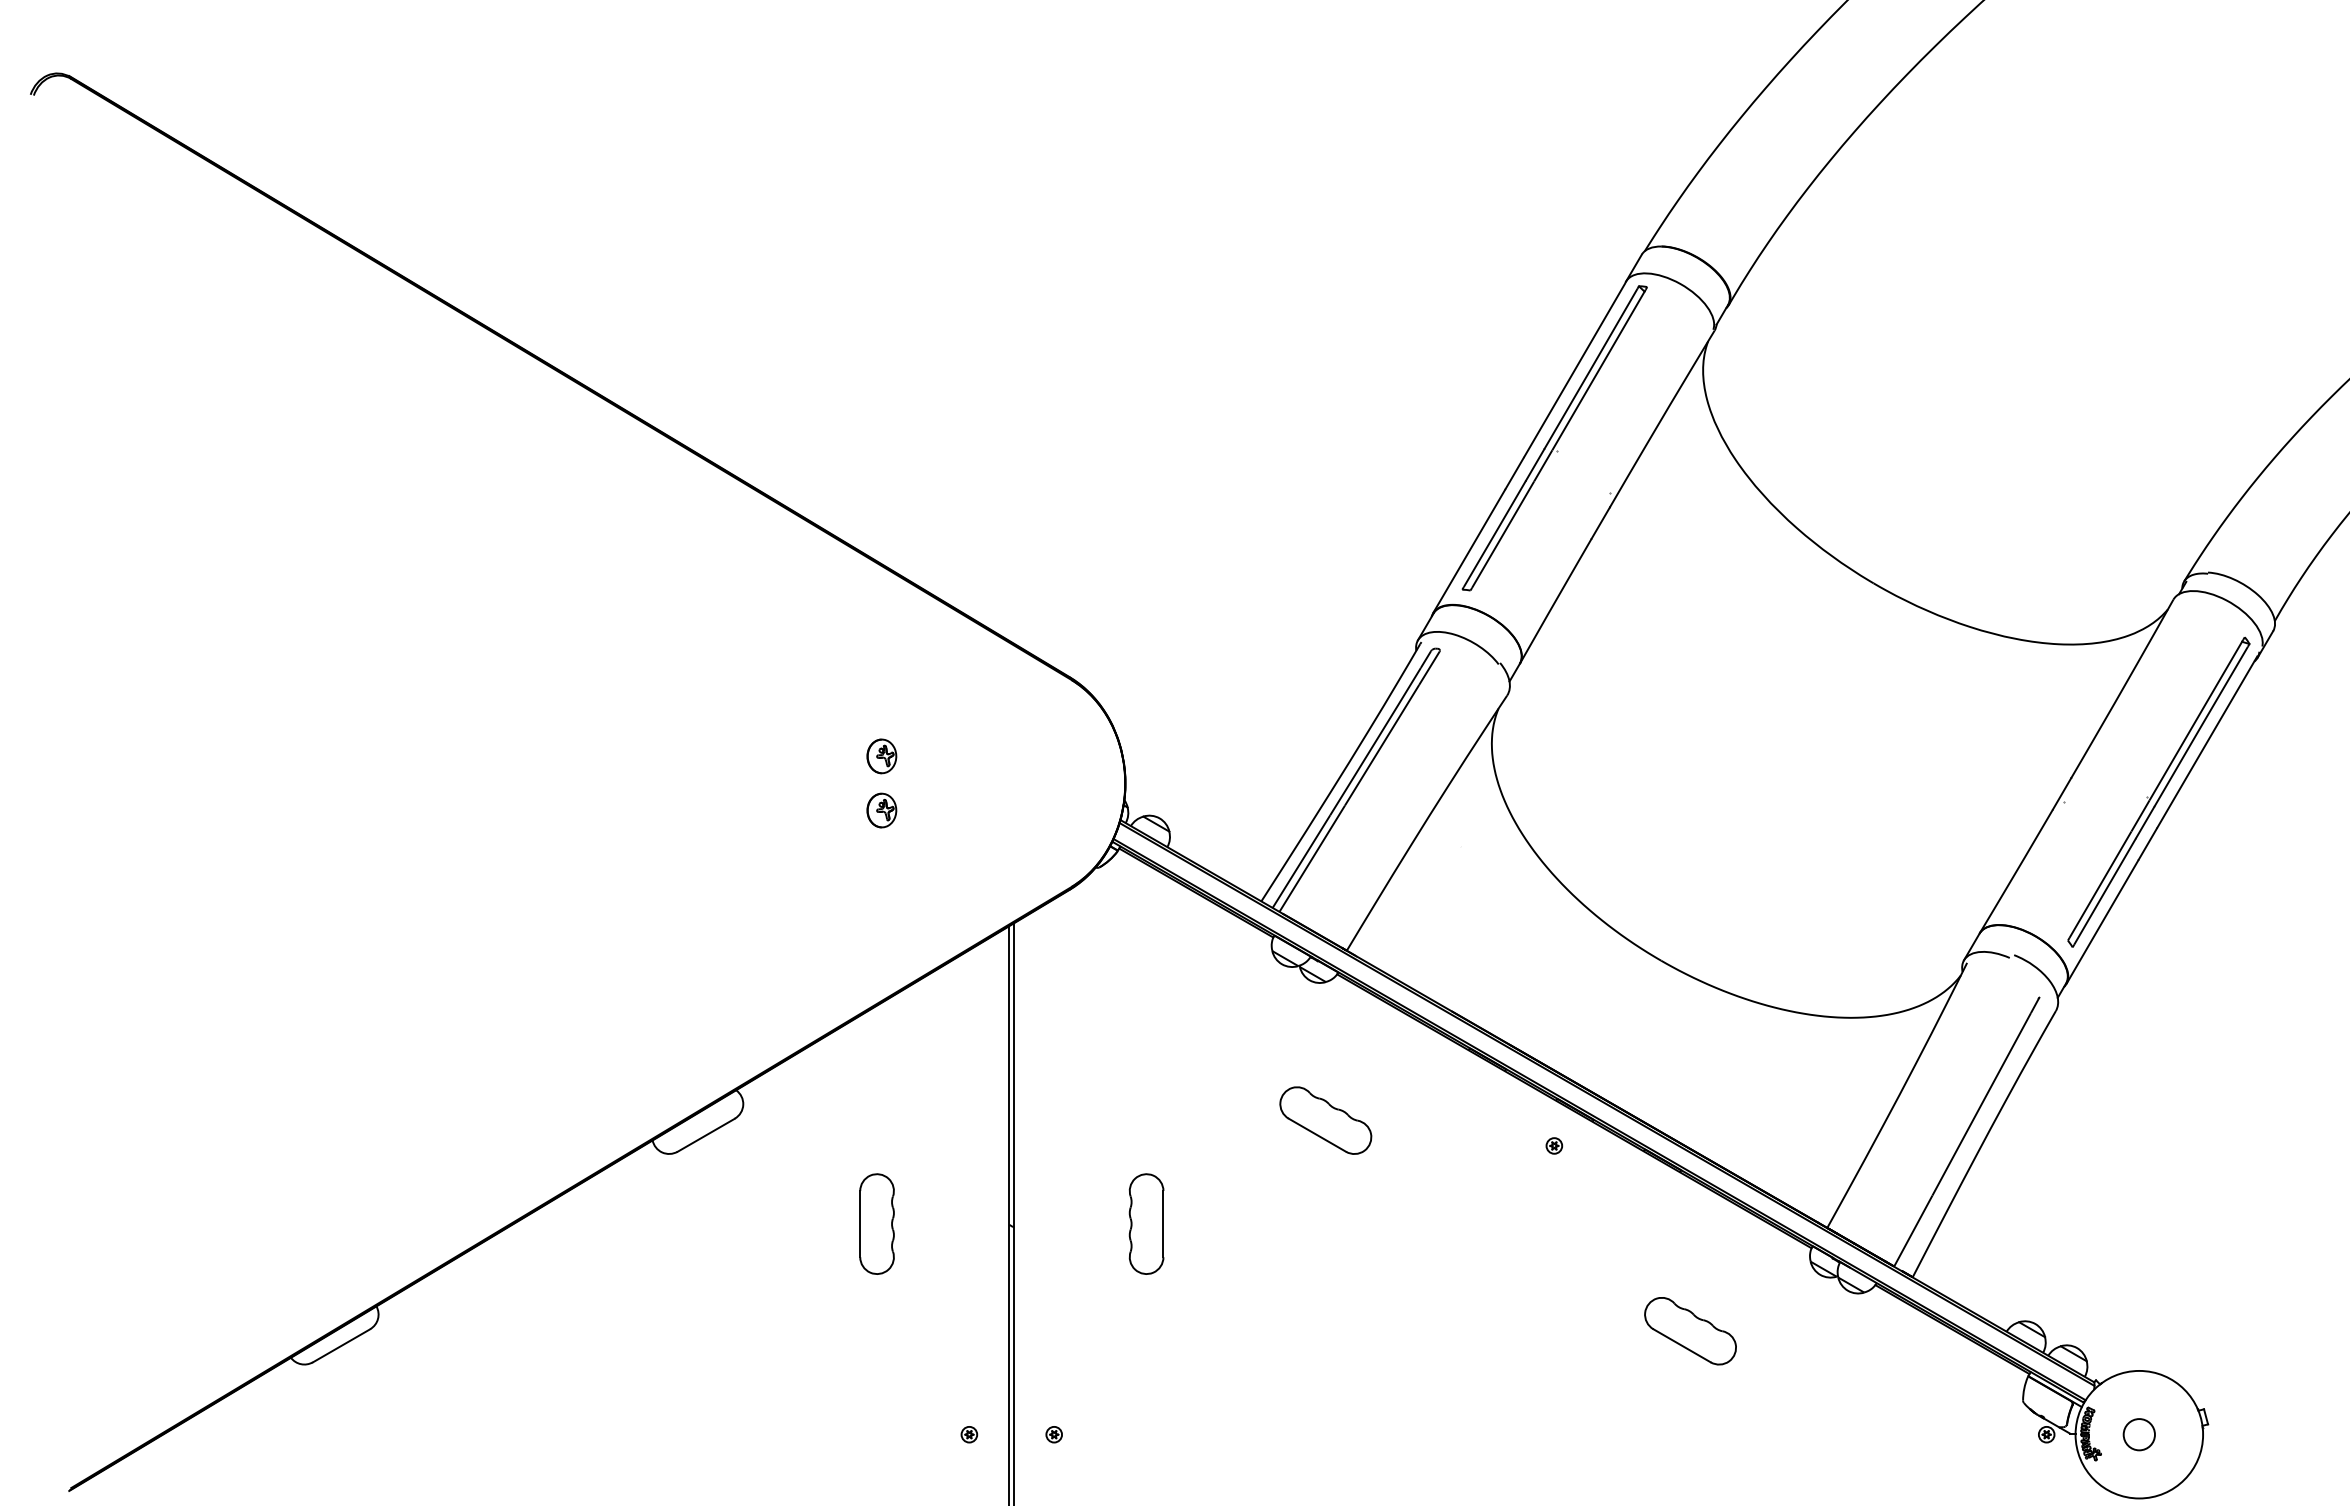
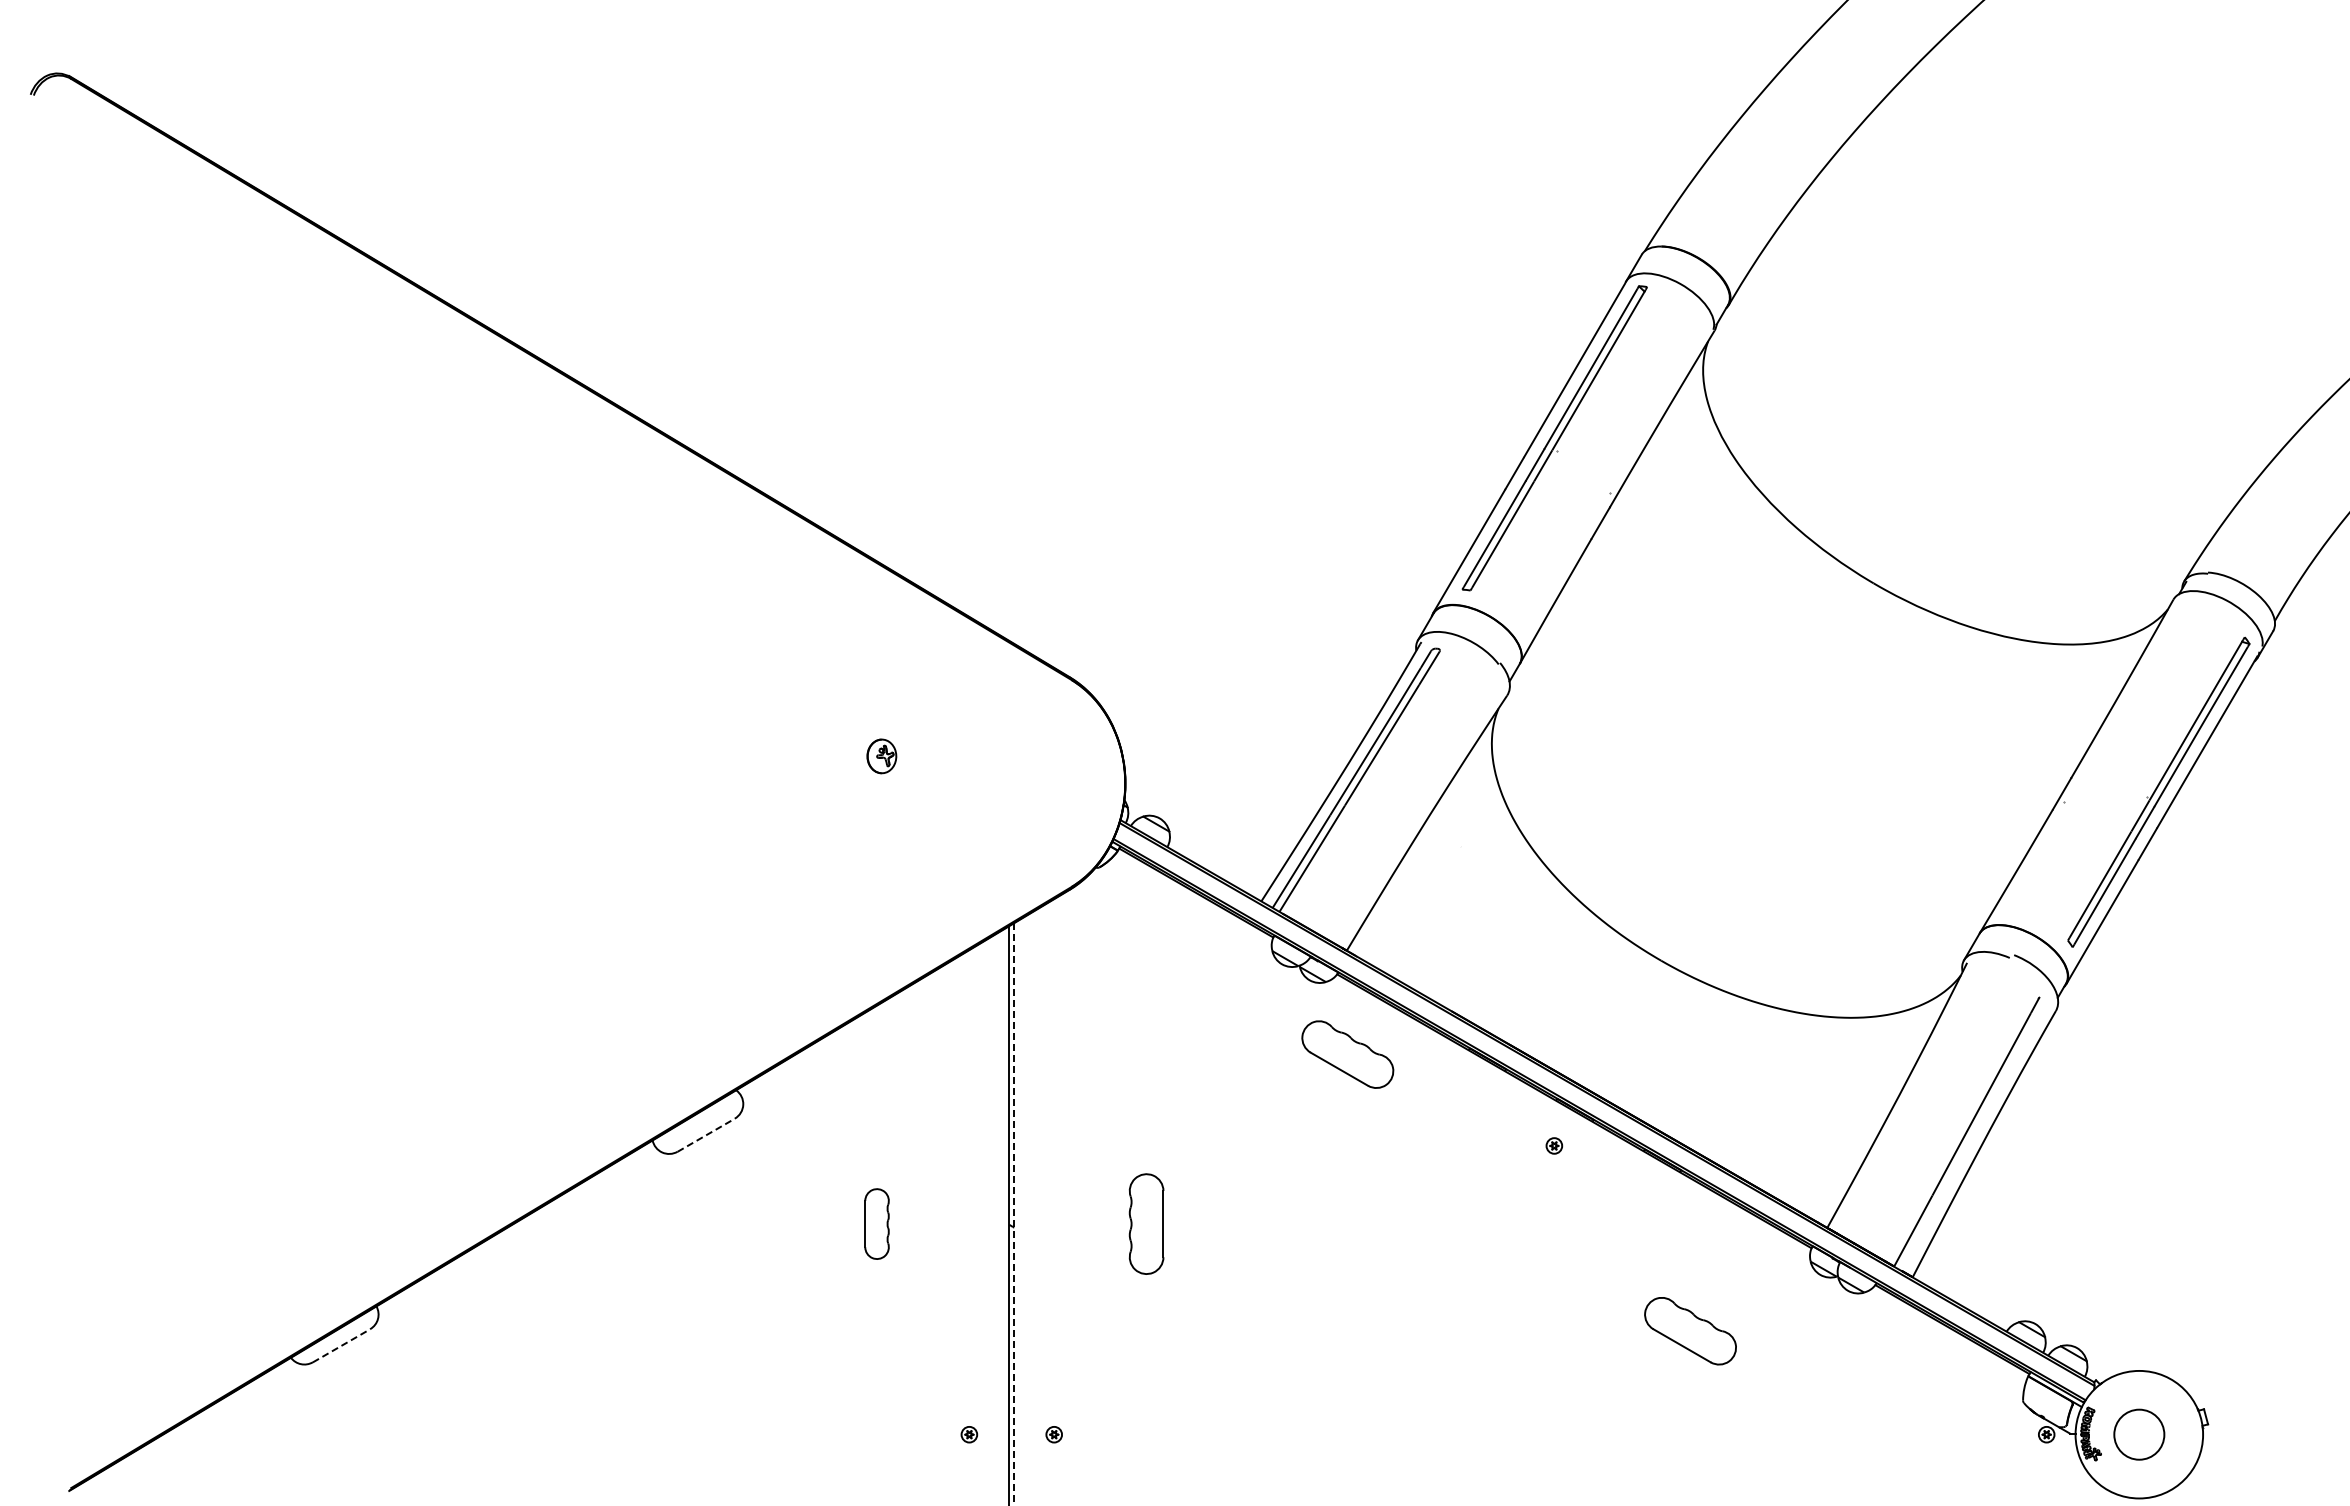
part: present -> none (881, 810)
part position: (1325, 1120) -> (1347, 1054) (1347, 1054)
line: solid -> dashed (706, 1135)
line: solid -> dashed (1014, 1214)
part size: 36x102 px -> 26x72 px (876, 1223)
line: solid -> dashed (341, 1345)
circle diameter: 31 px -> 50 px (2139, 1434)
